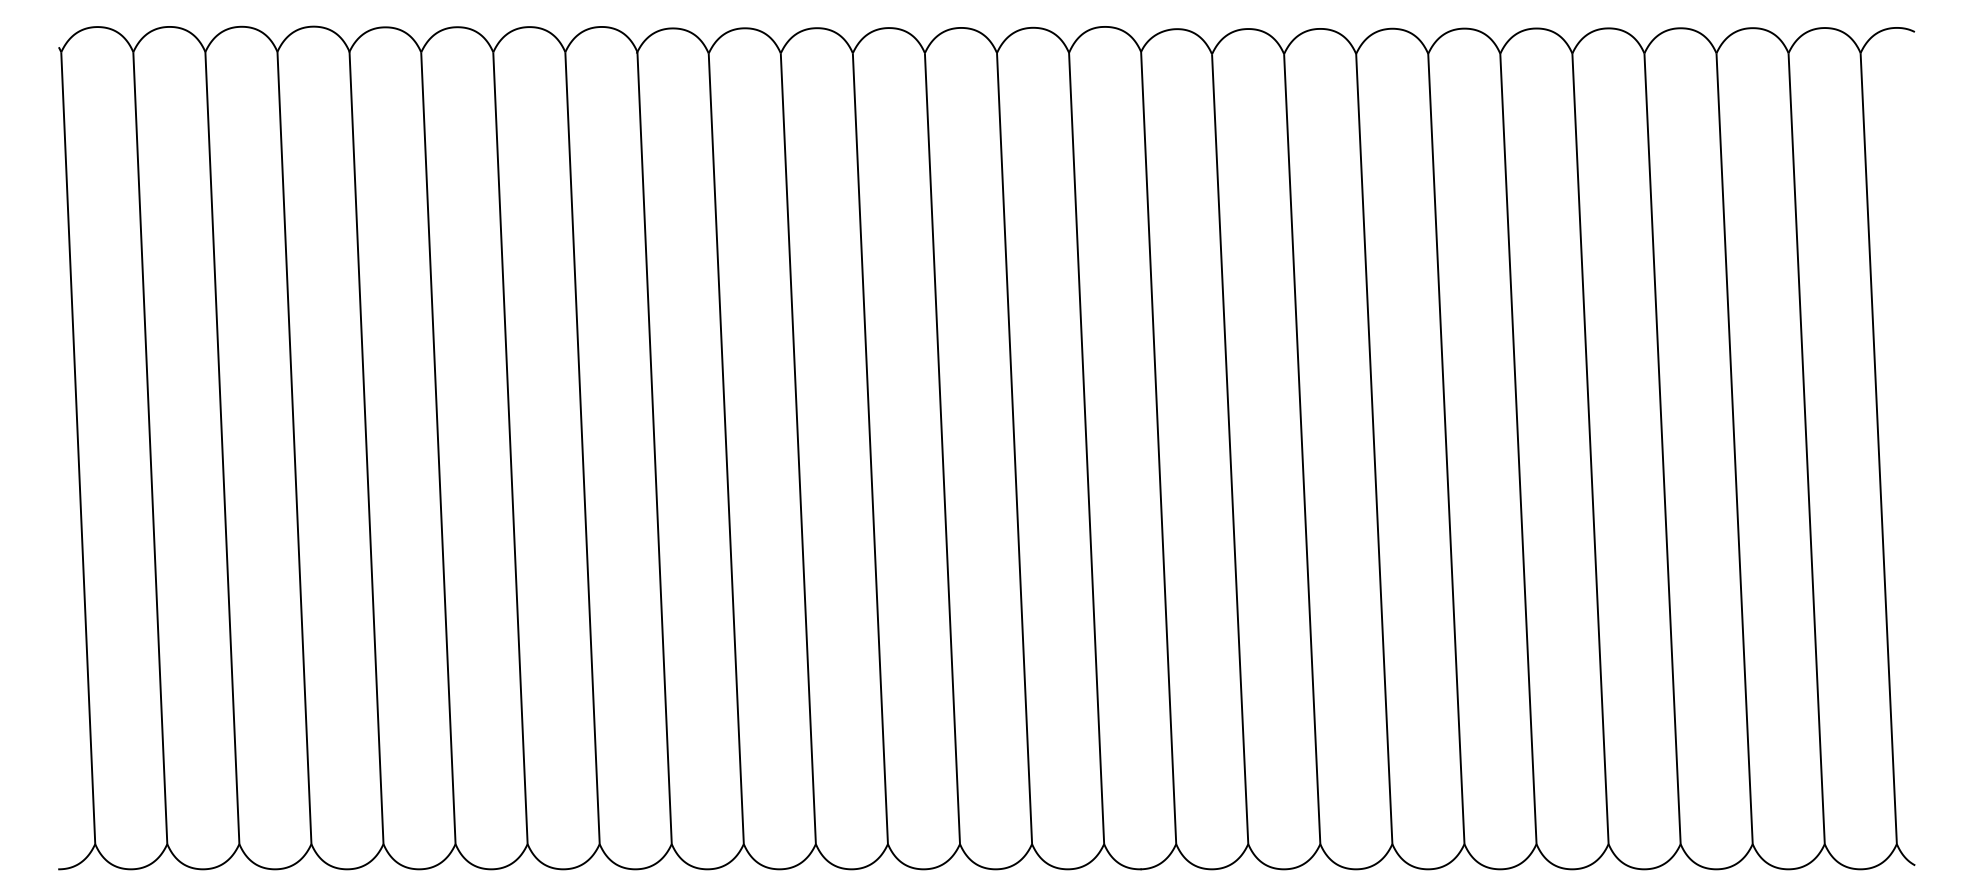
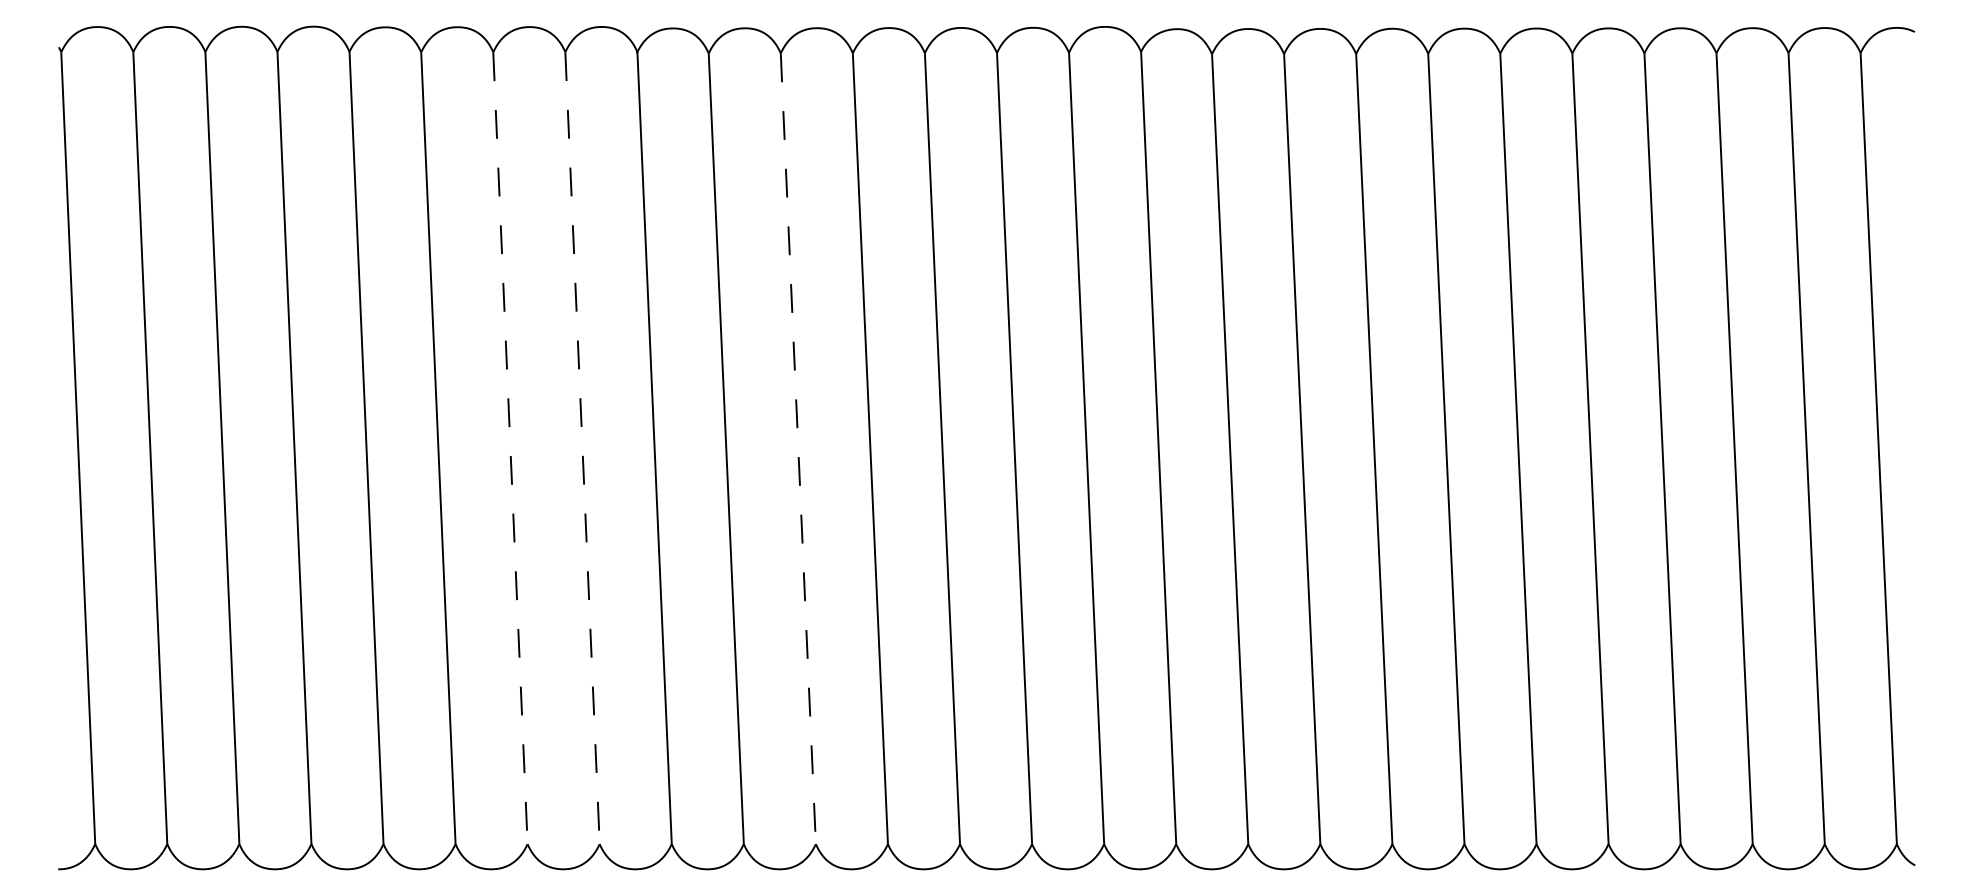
line: solid -> dashed (510, 448)
line: solid -> dashed (582, 448)
line: solid -> dashed (798, 448)
